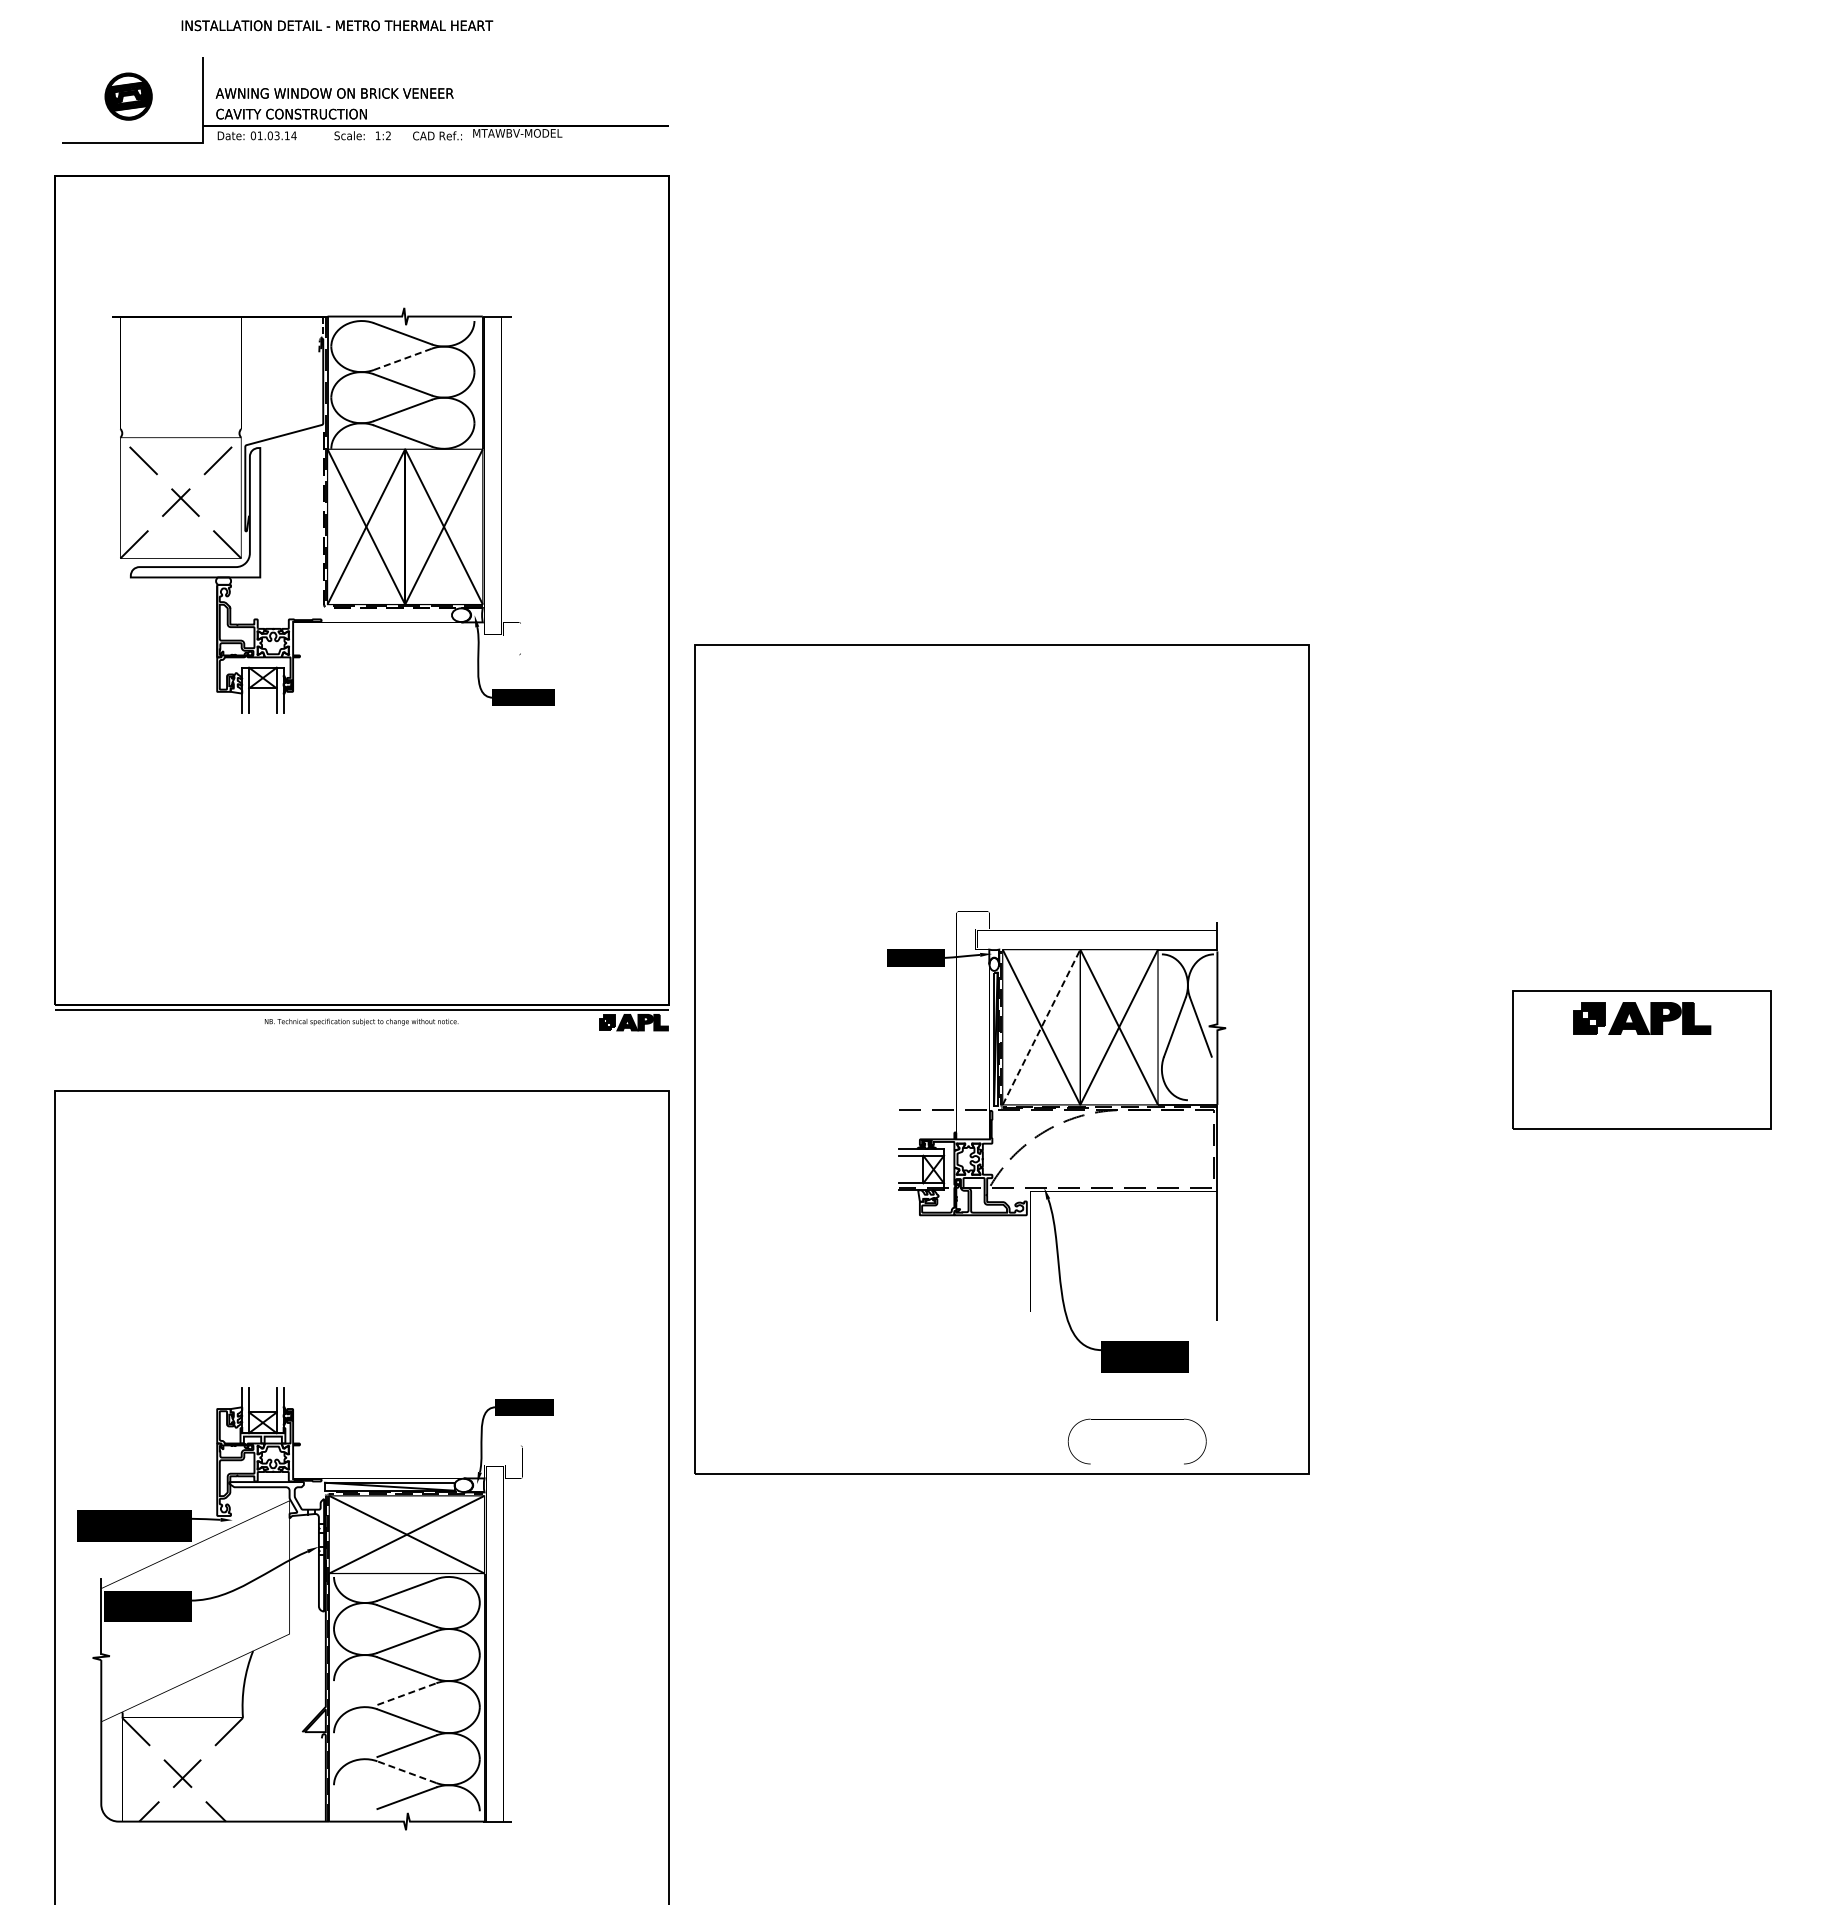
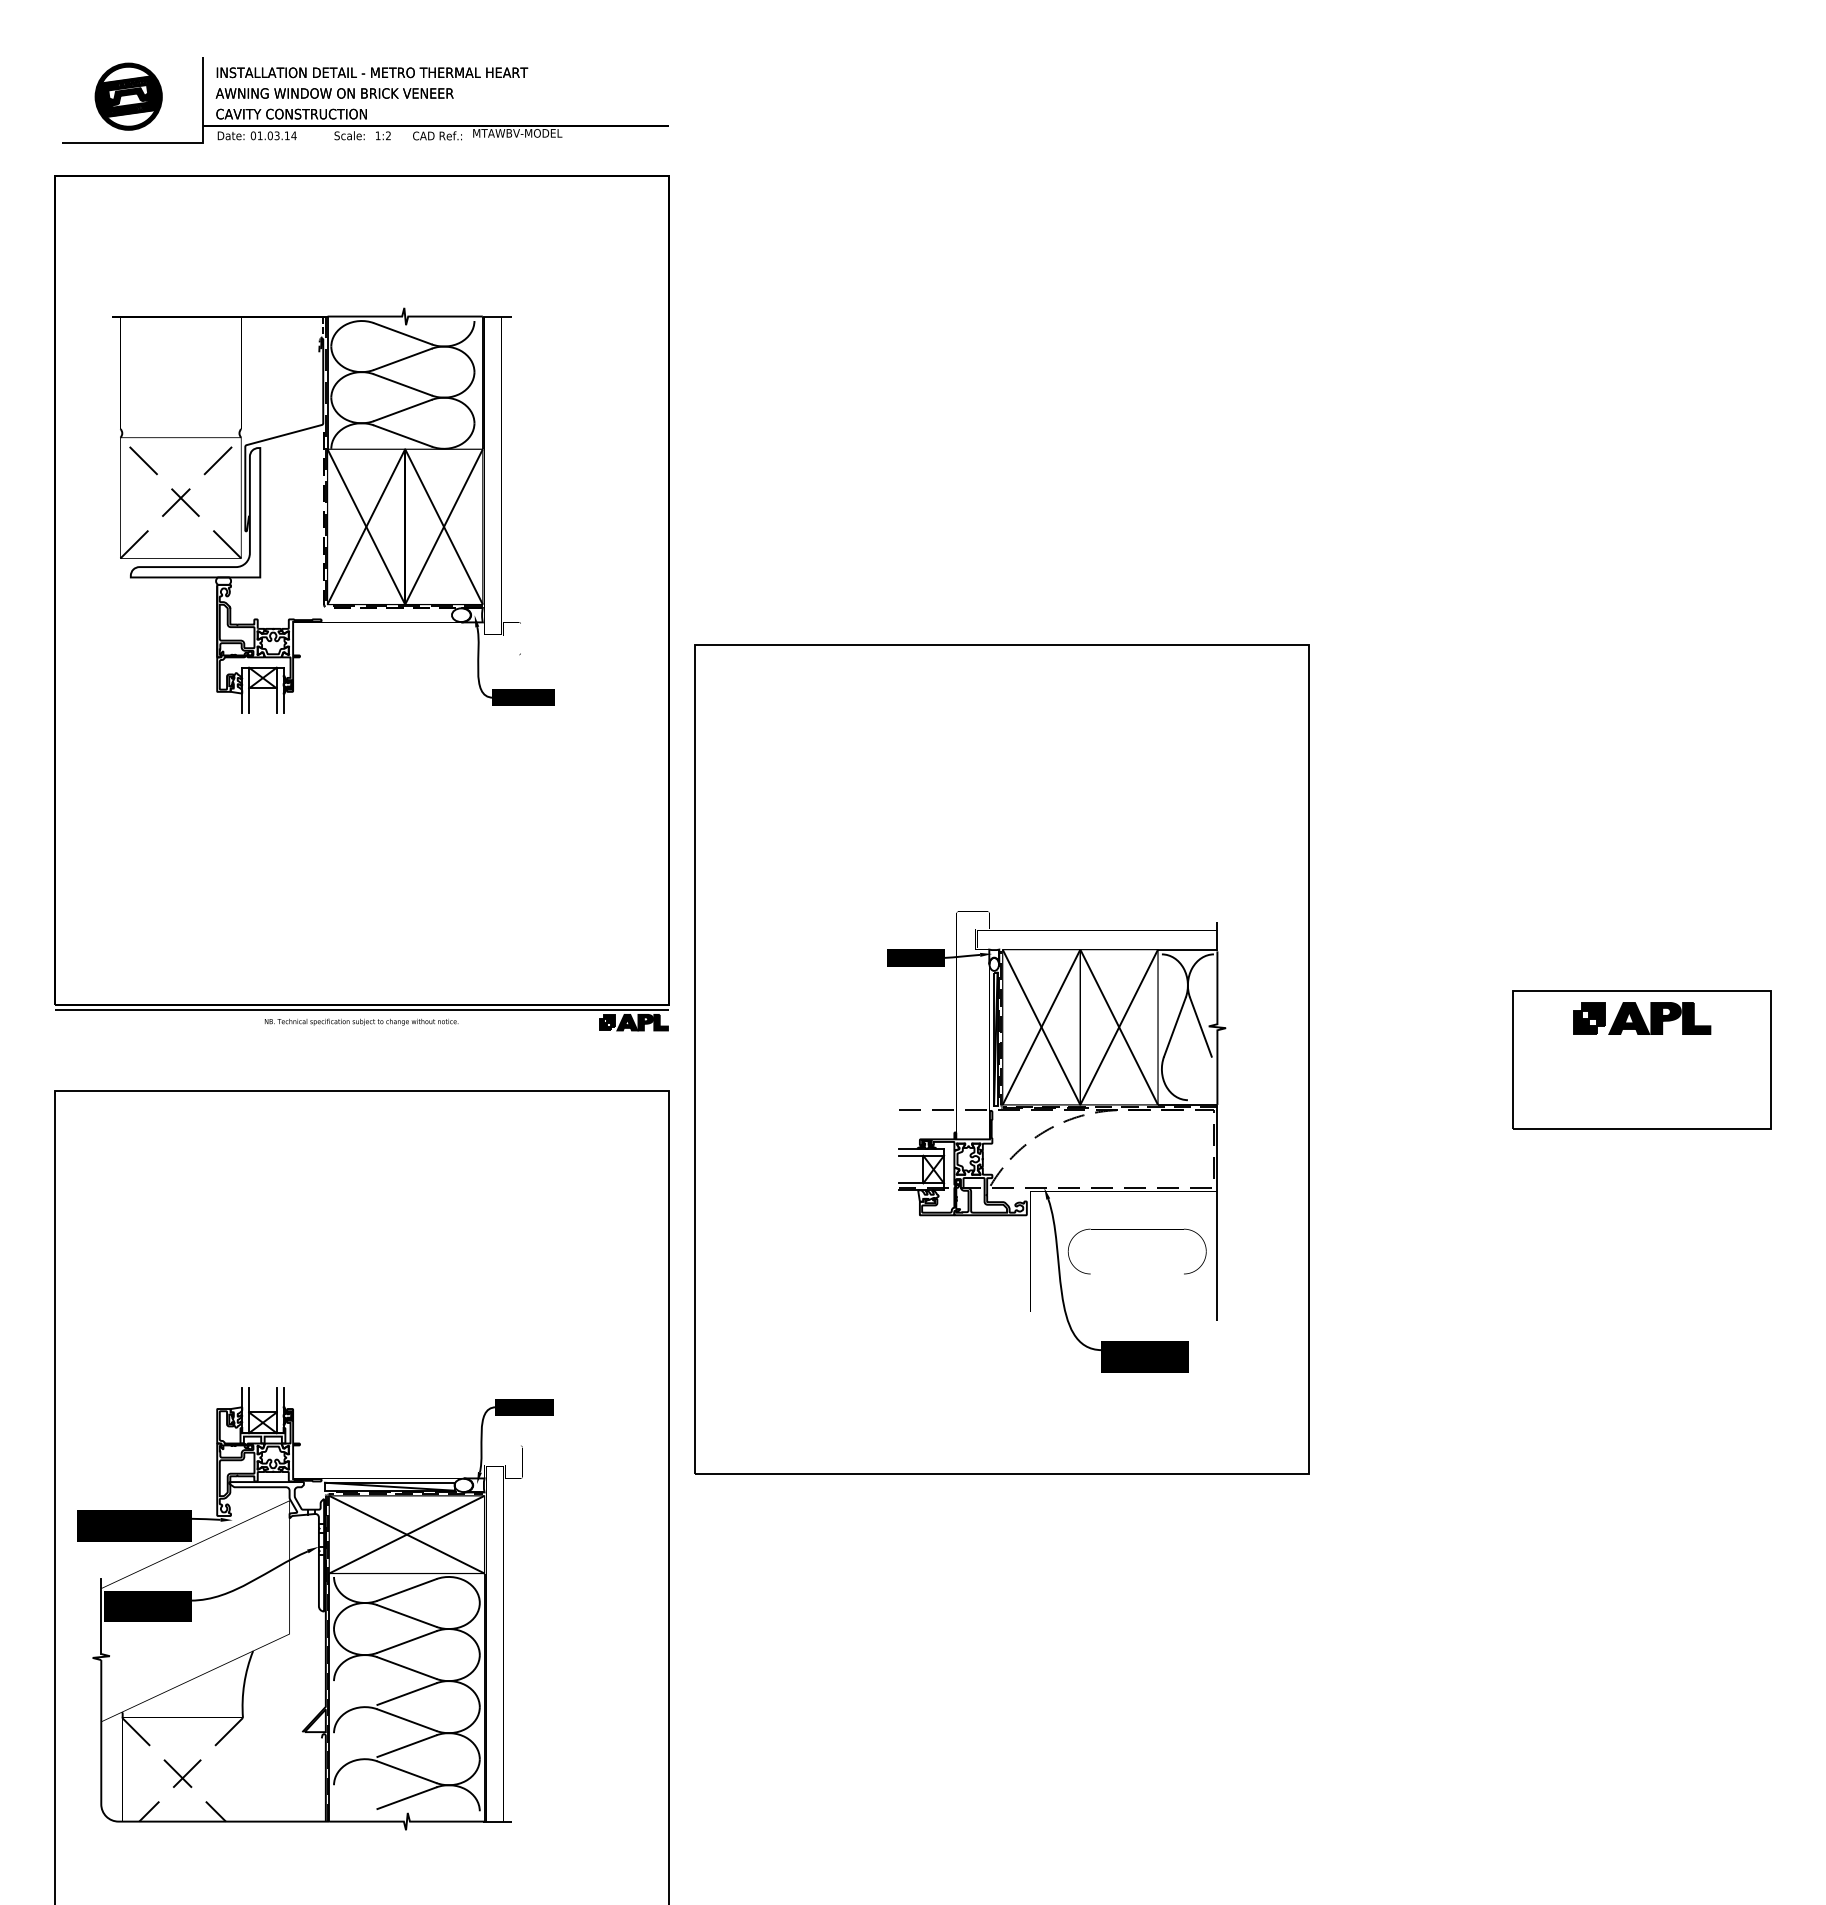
text position: (337, 25) -> (372, 72) (372, 72)
part size: 49x49 px -> 69x69 px (128, 96)
line: dashed -> solid (402, 359)
line: dashed -> solid (1041, 1027)
part position: (1136, 1419) -> (1136, 1229) (1136, 1229)
line: dashed -> solid (407, 1693)
line: dashed -> solid (406, 1772)
